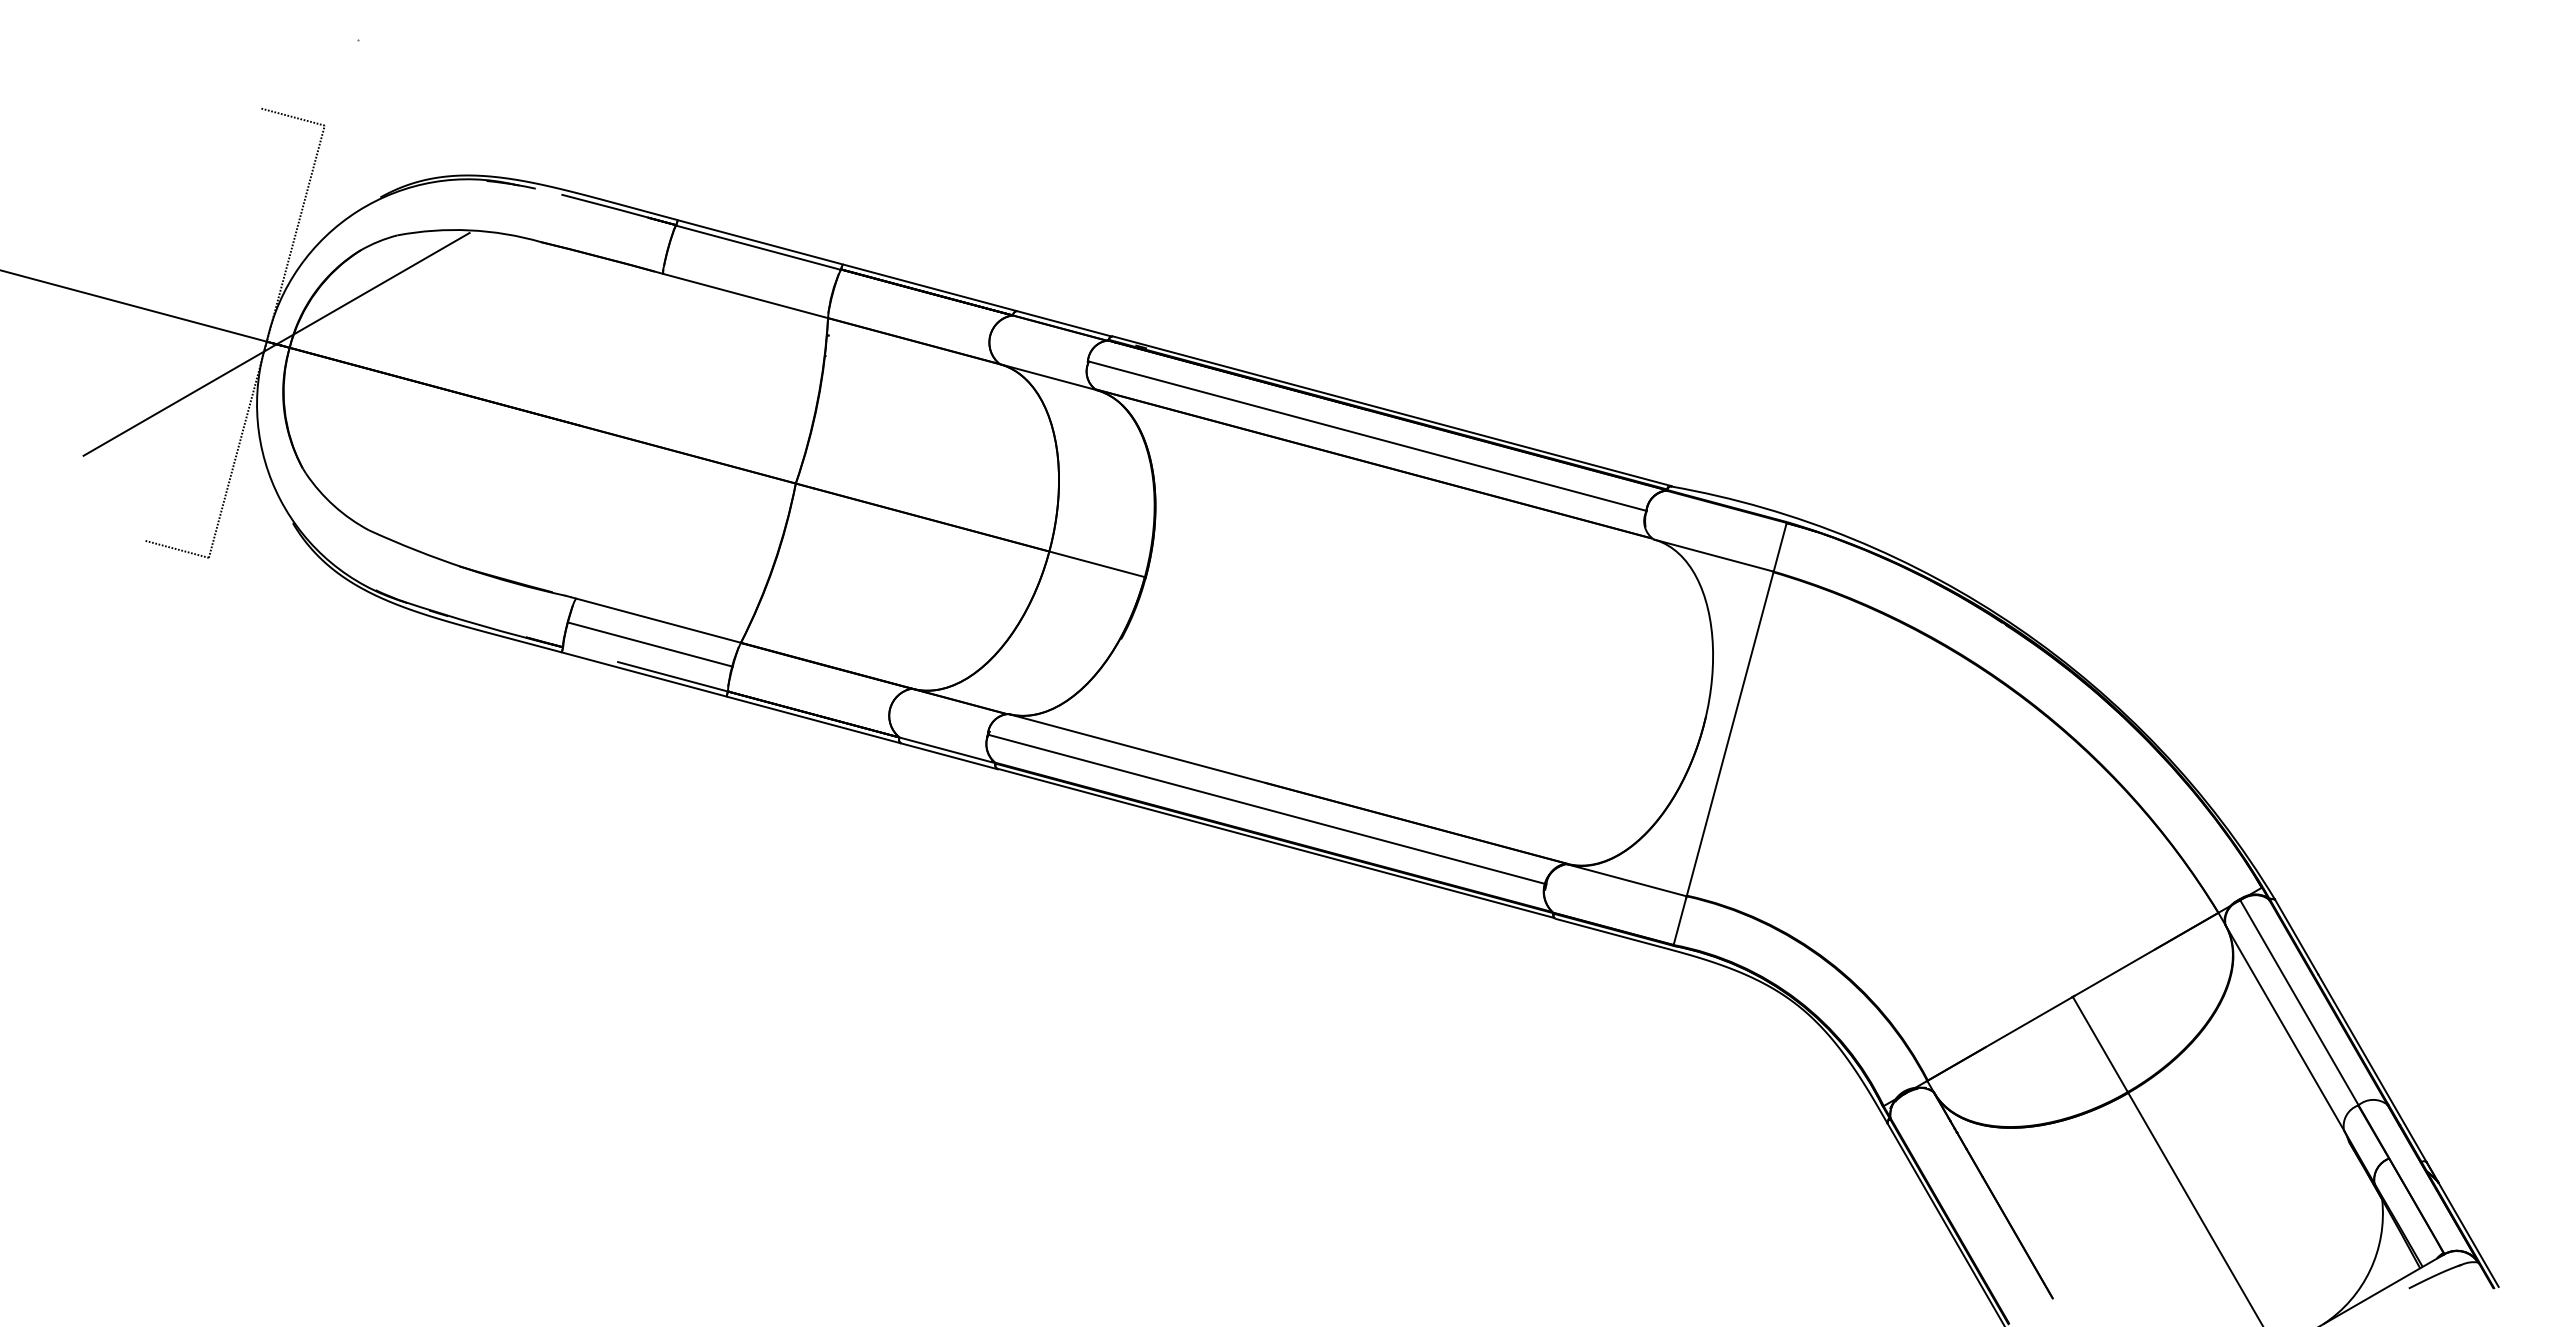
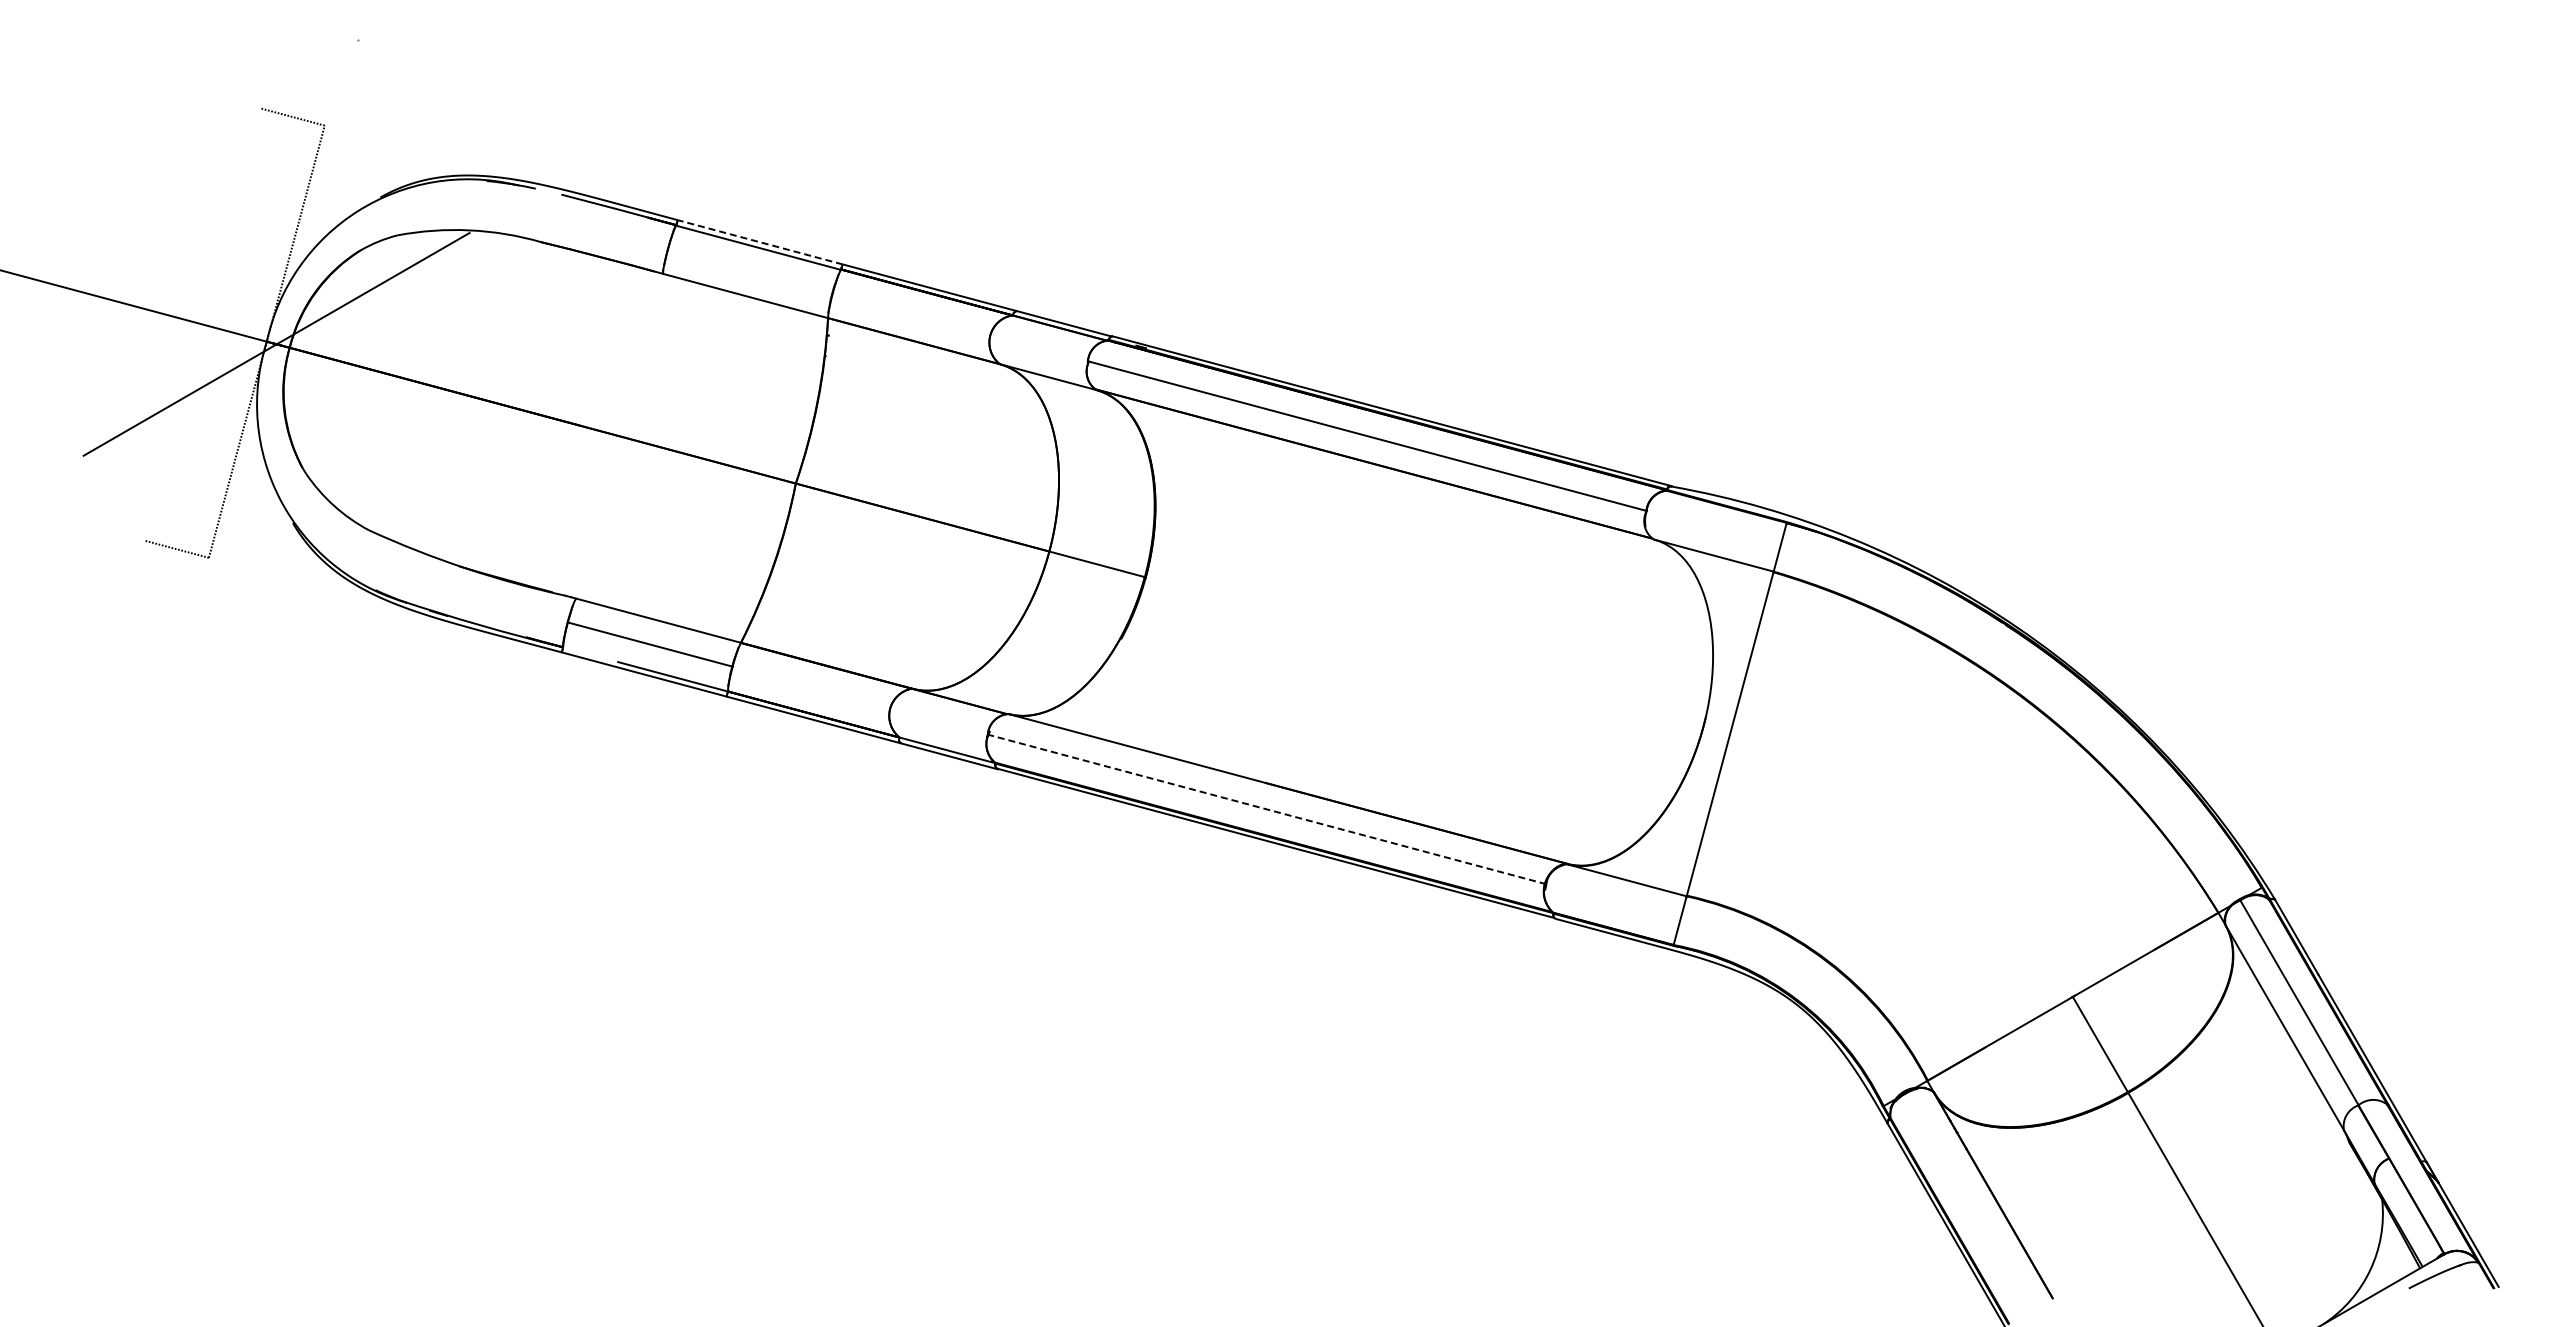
line: solid -> dashed (759, 242)
line: solid -> dashed (1267, 809)
